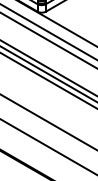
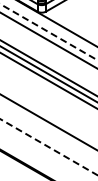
line: solid -> dashed (49, 32)
line: solid -> dashed (49, 147)
